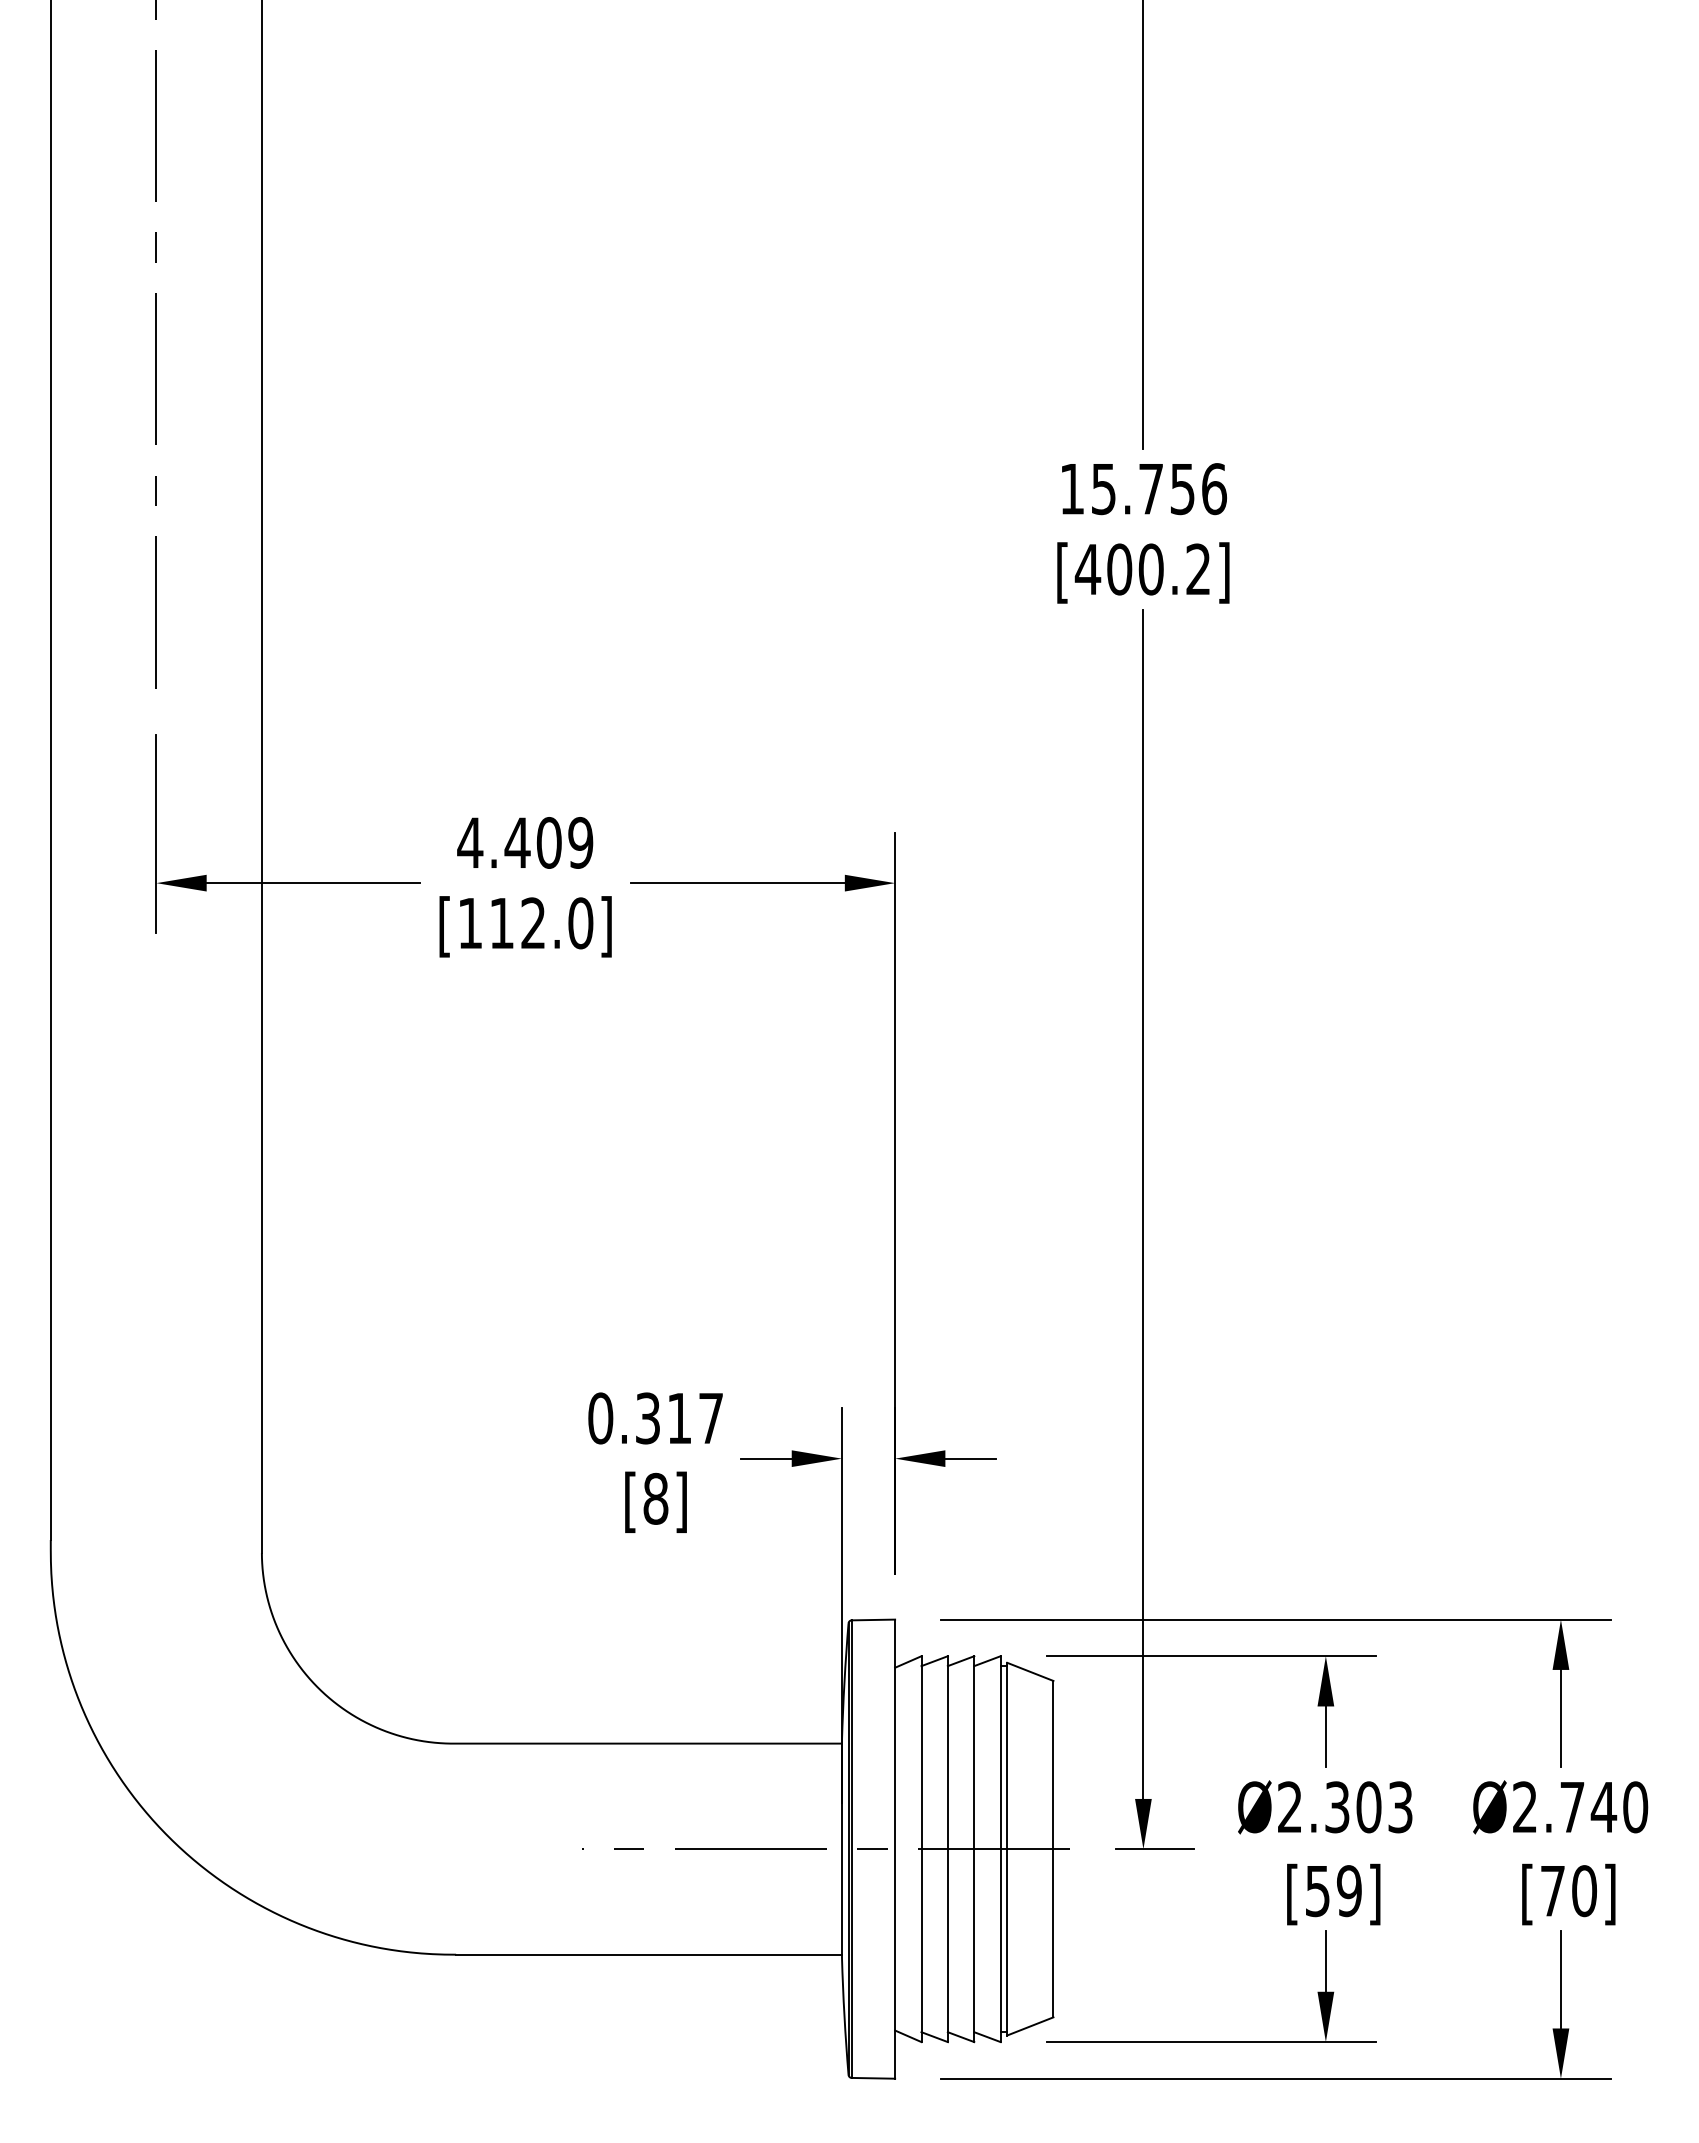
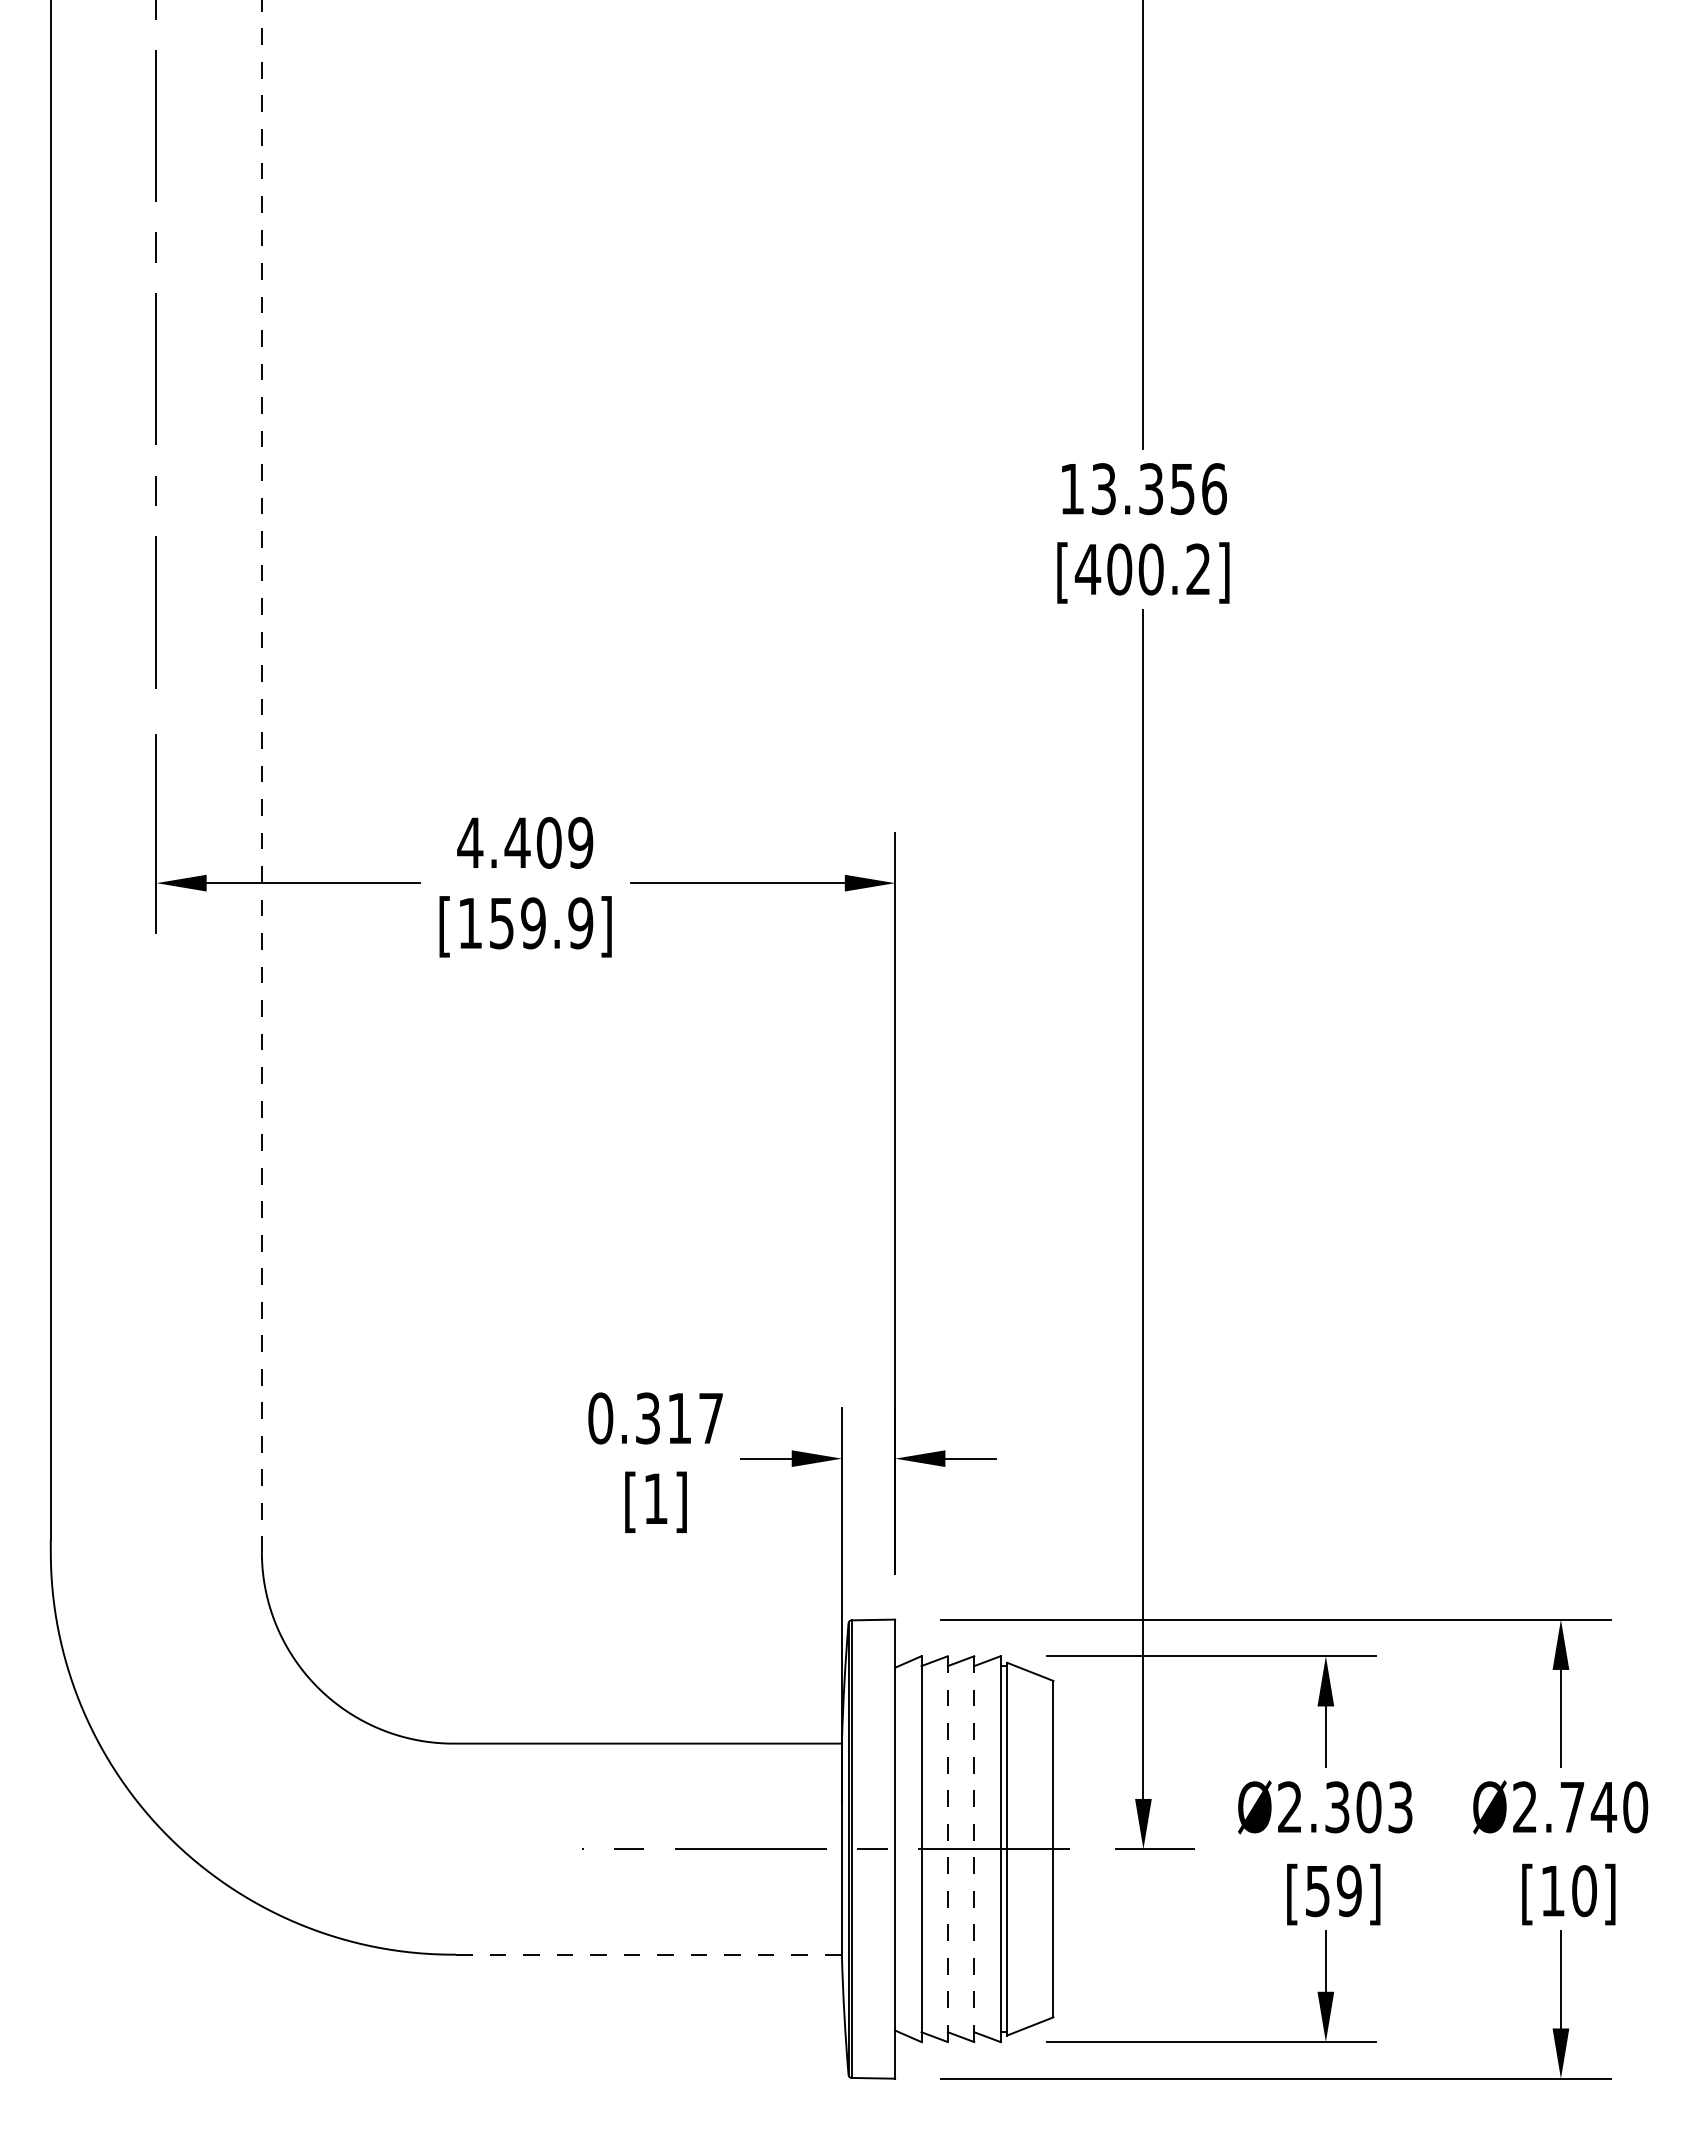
text: 15.756 -> 13.356 (1127, 489)
line: solid -> dashed (261, 776)
text: [112.0] -> [159.9] (541, 923)
text: [8] -> [1] (655, 1498)
line: solid -> dashed (947, 1849)
line: solid -> dashed (974, 1849)
text: [70] -> [10] (1552, 1891)
line: solid -> dashed (649, 1954)
